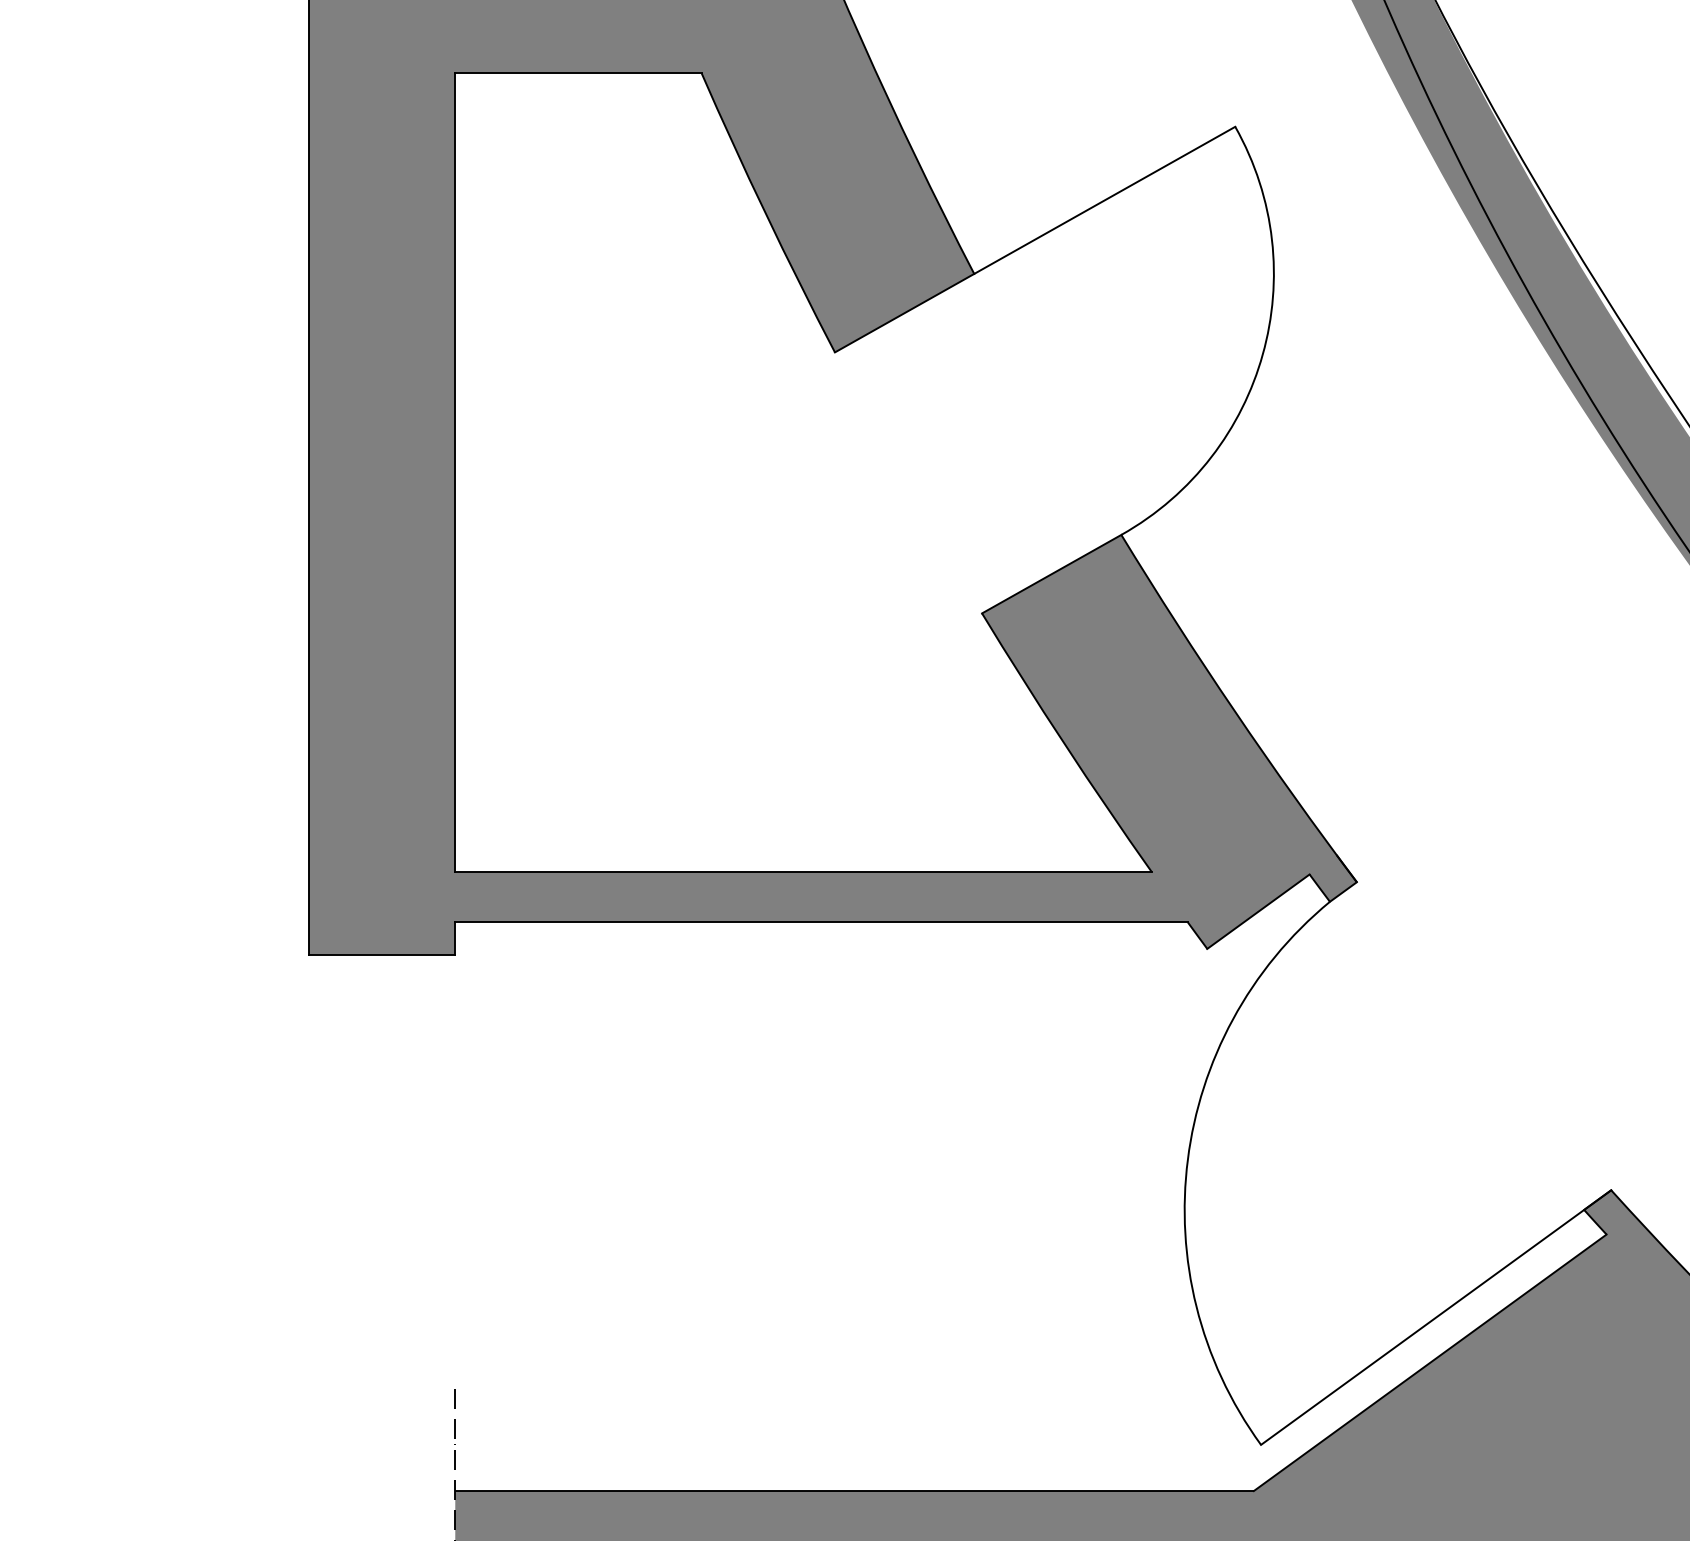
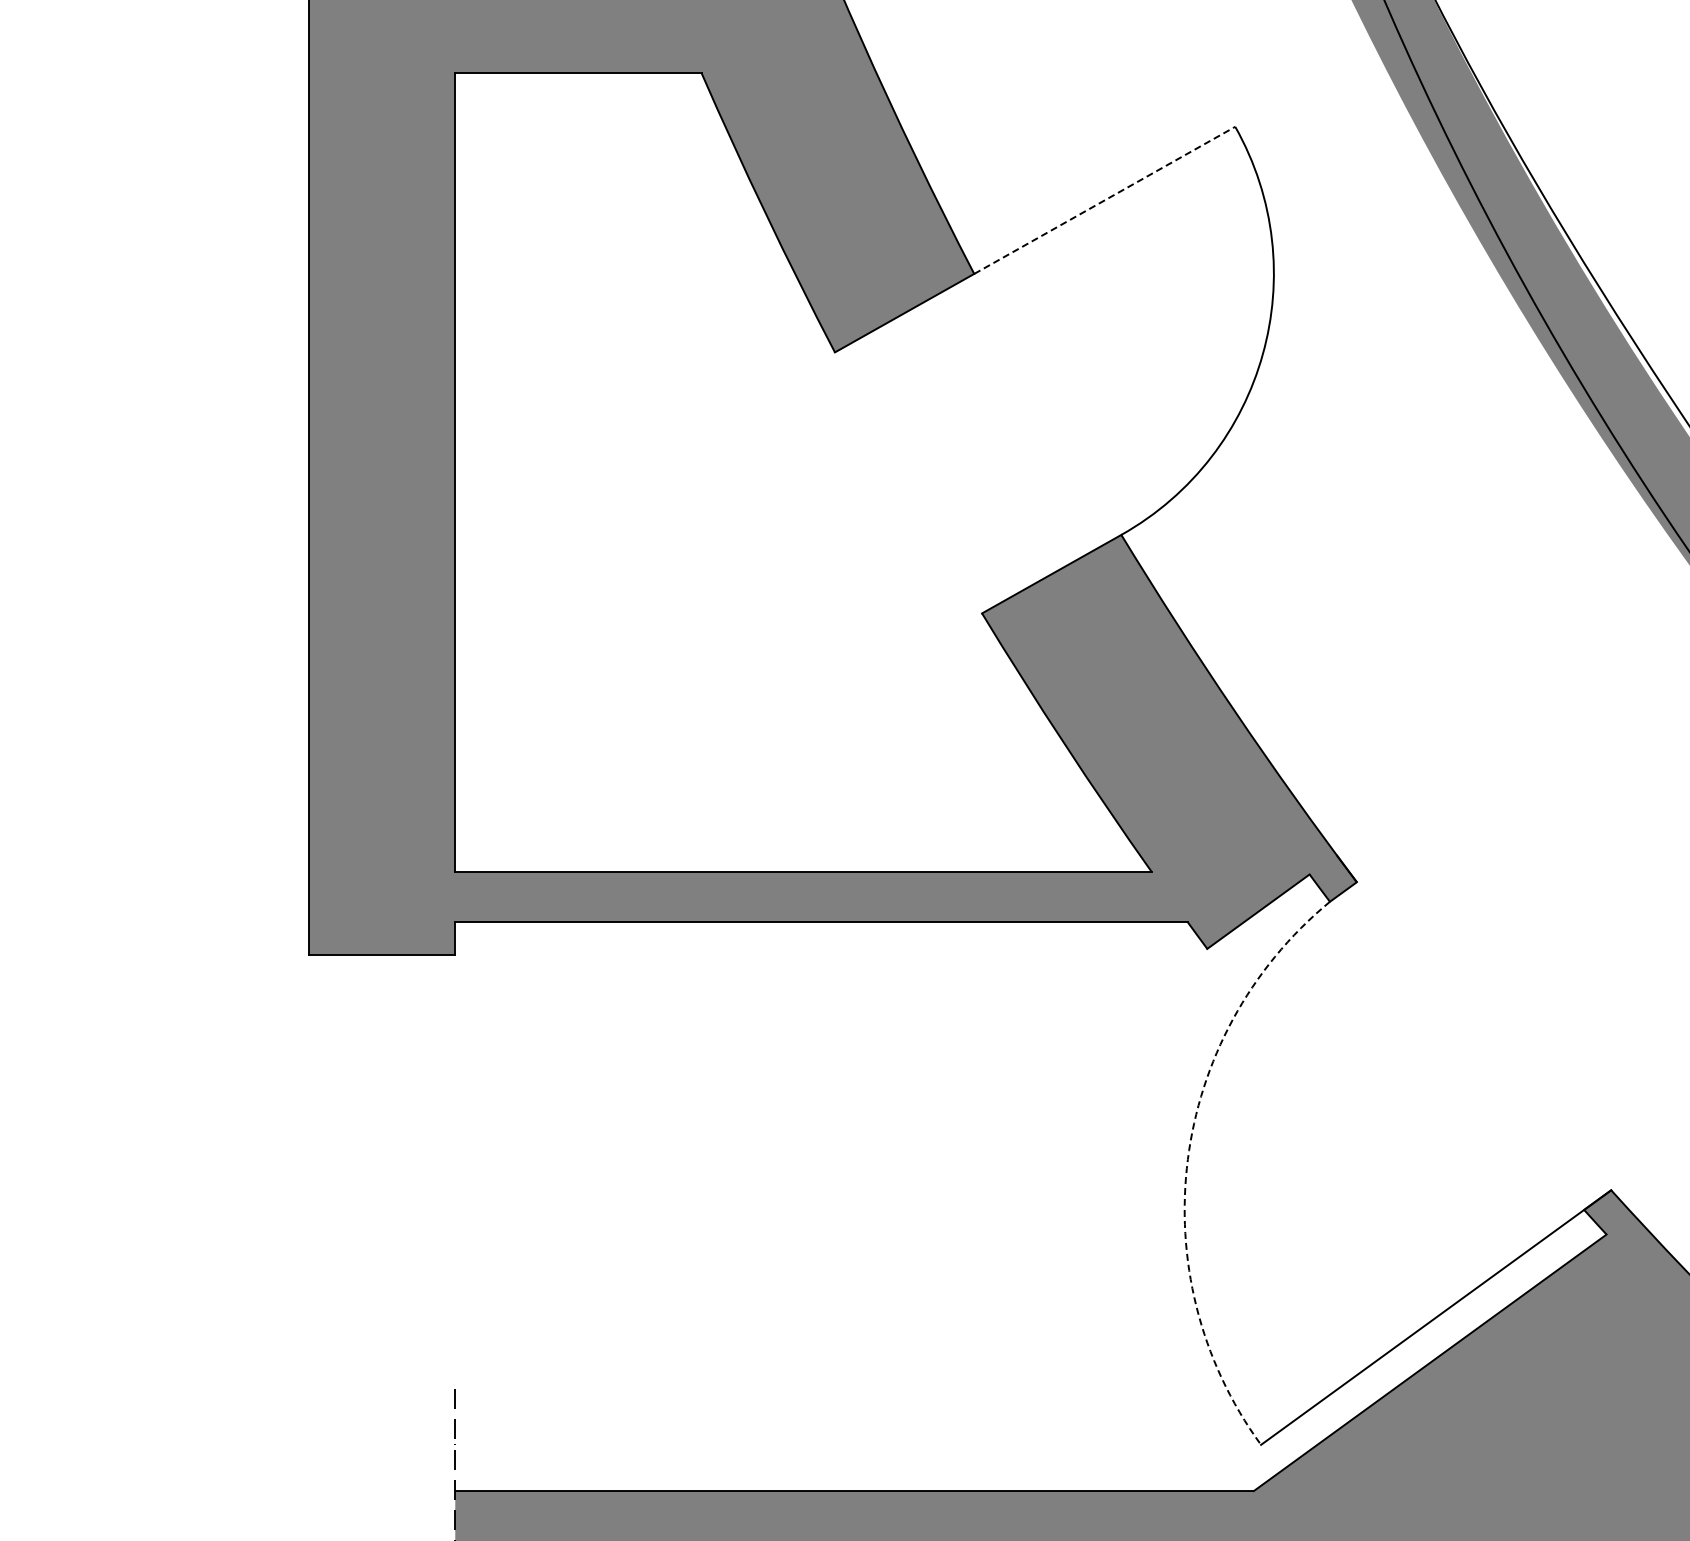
line: solid -> dashed (1104, 200)
arc: solid -> dashed (1187, 1159)
